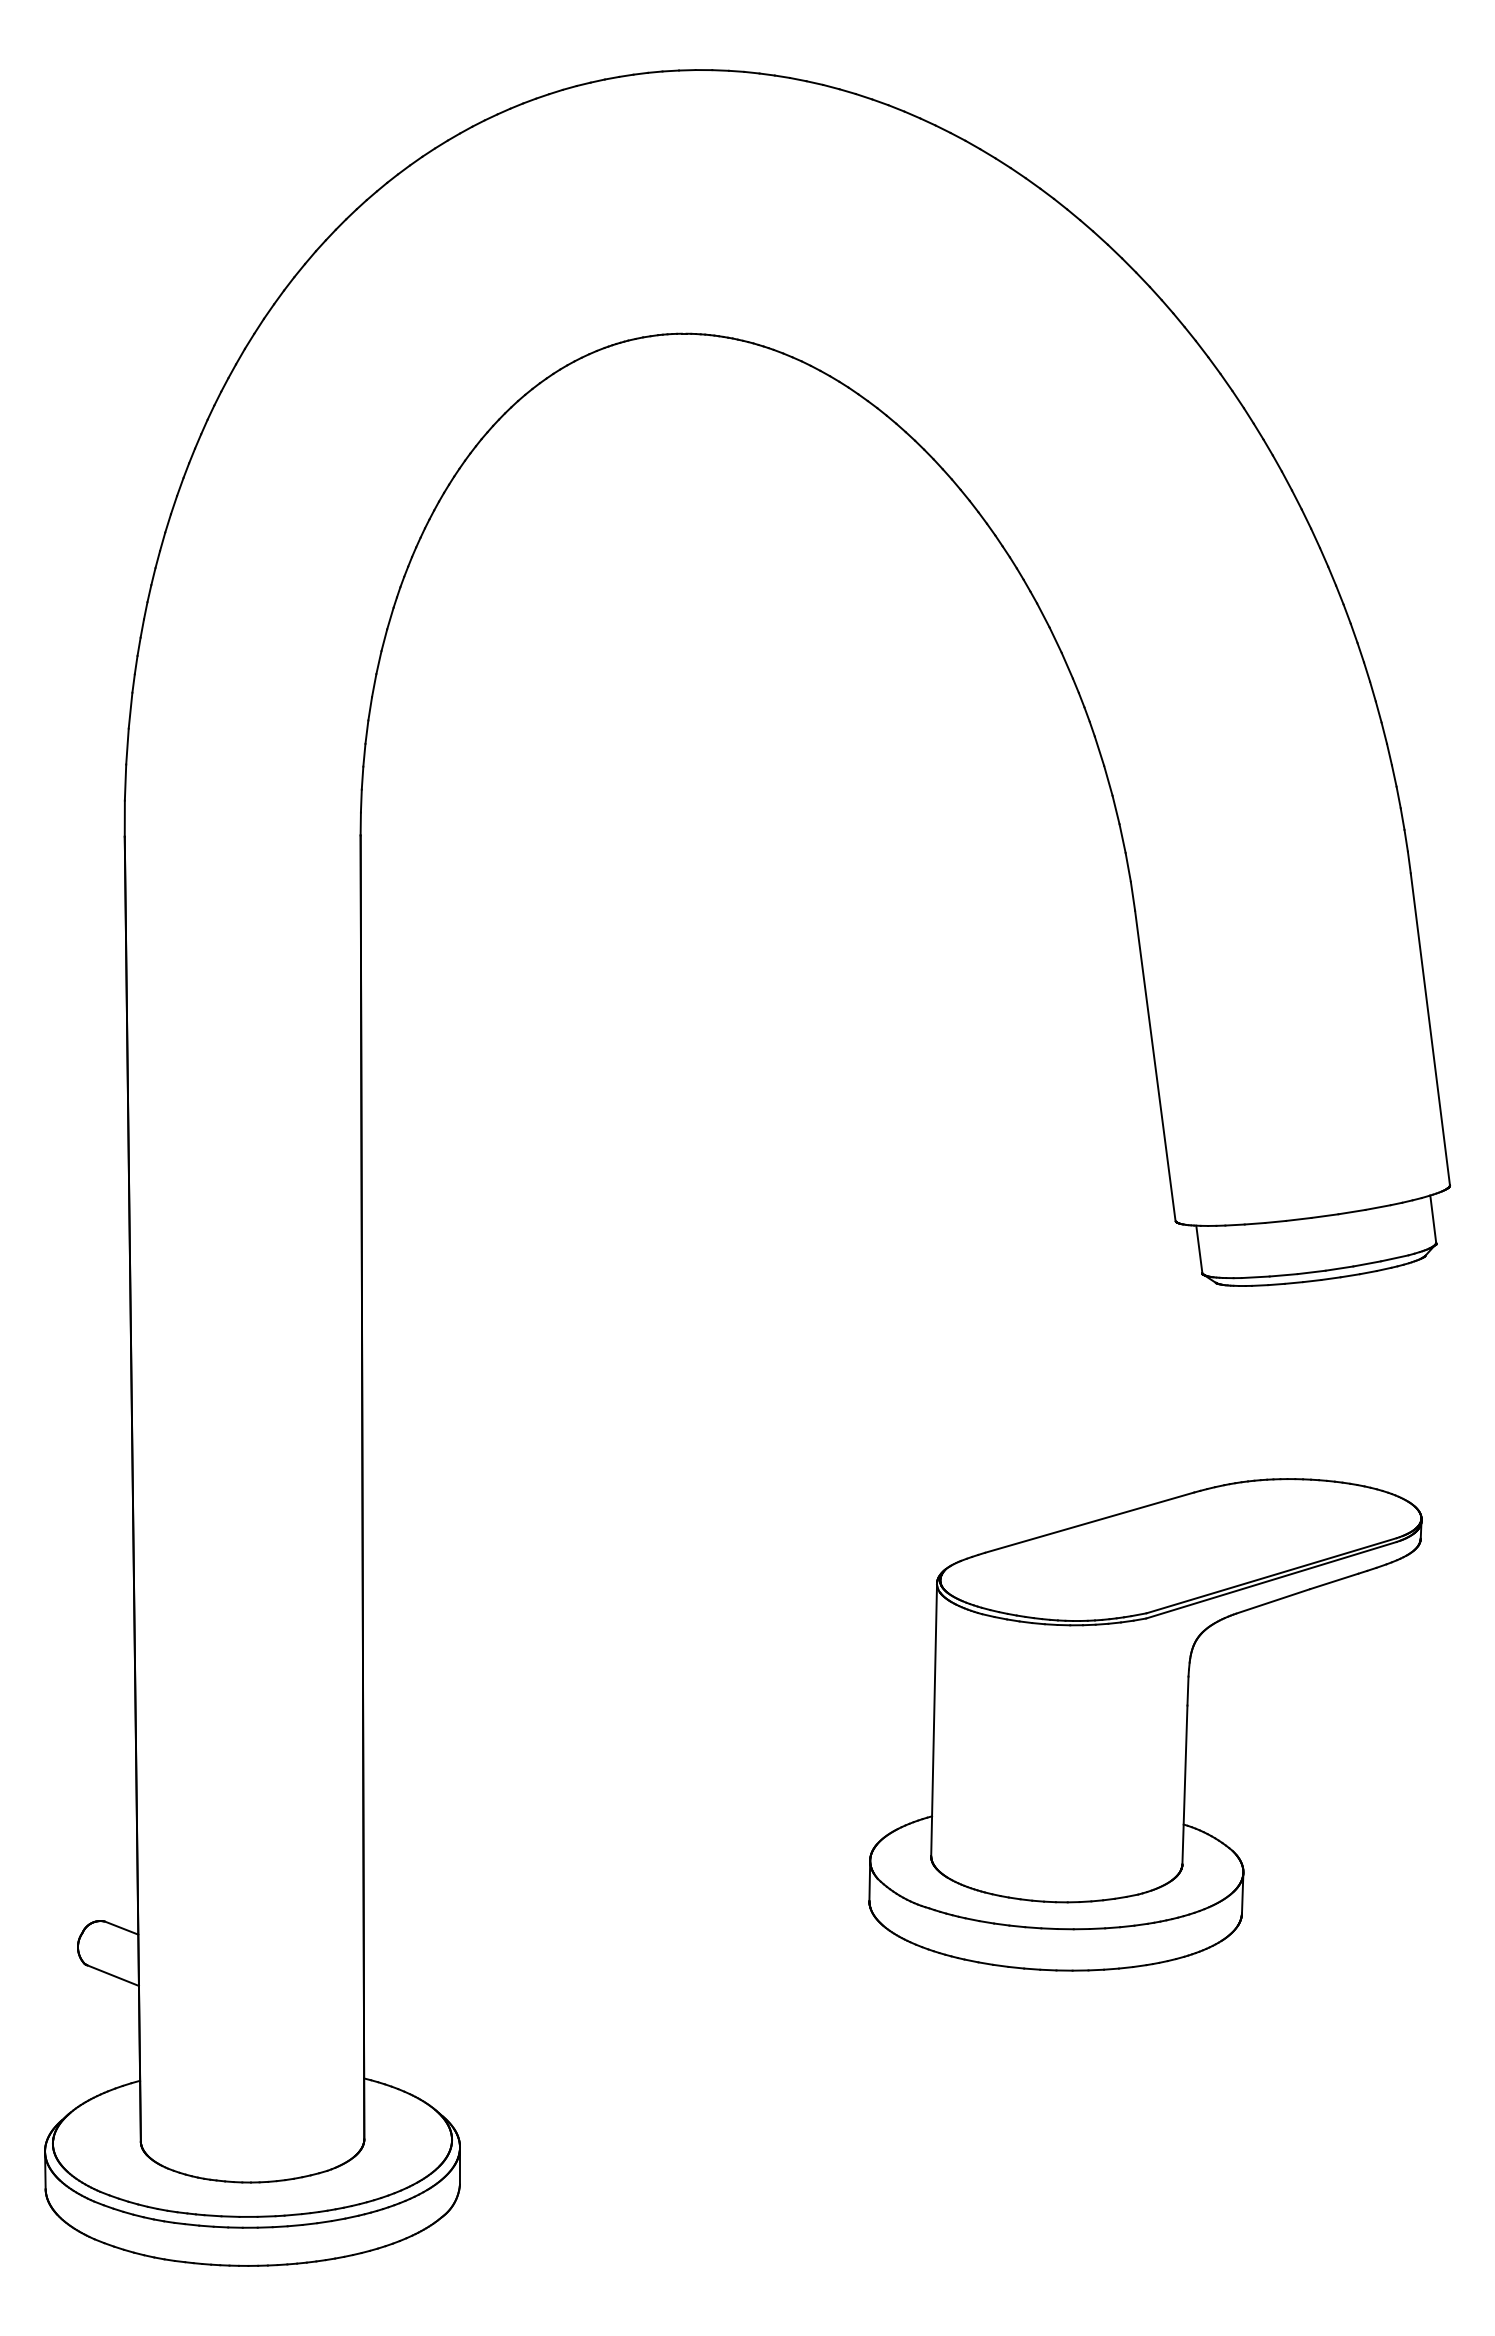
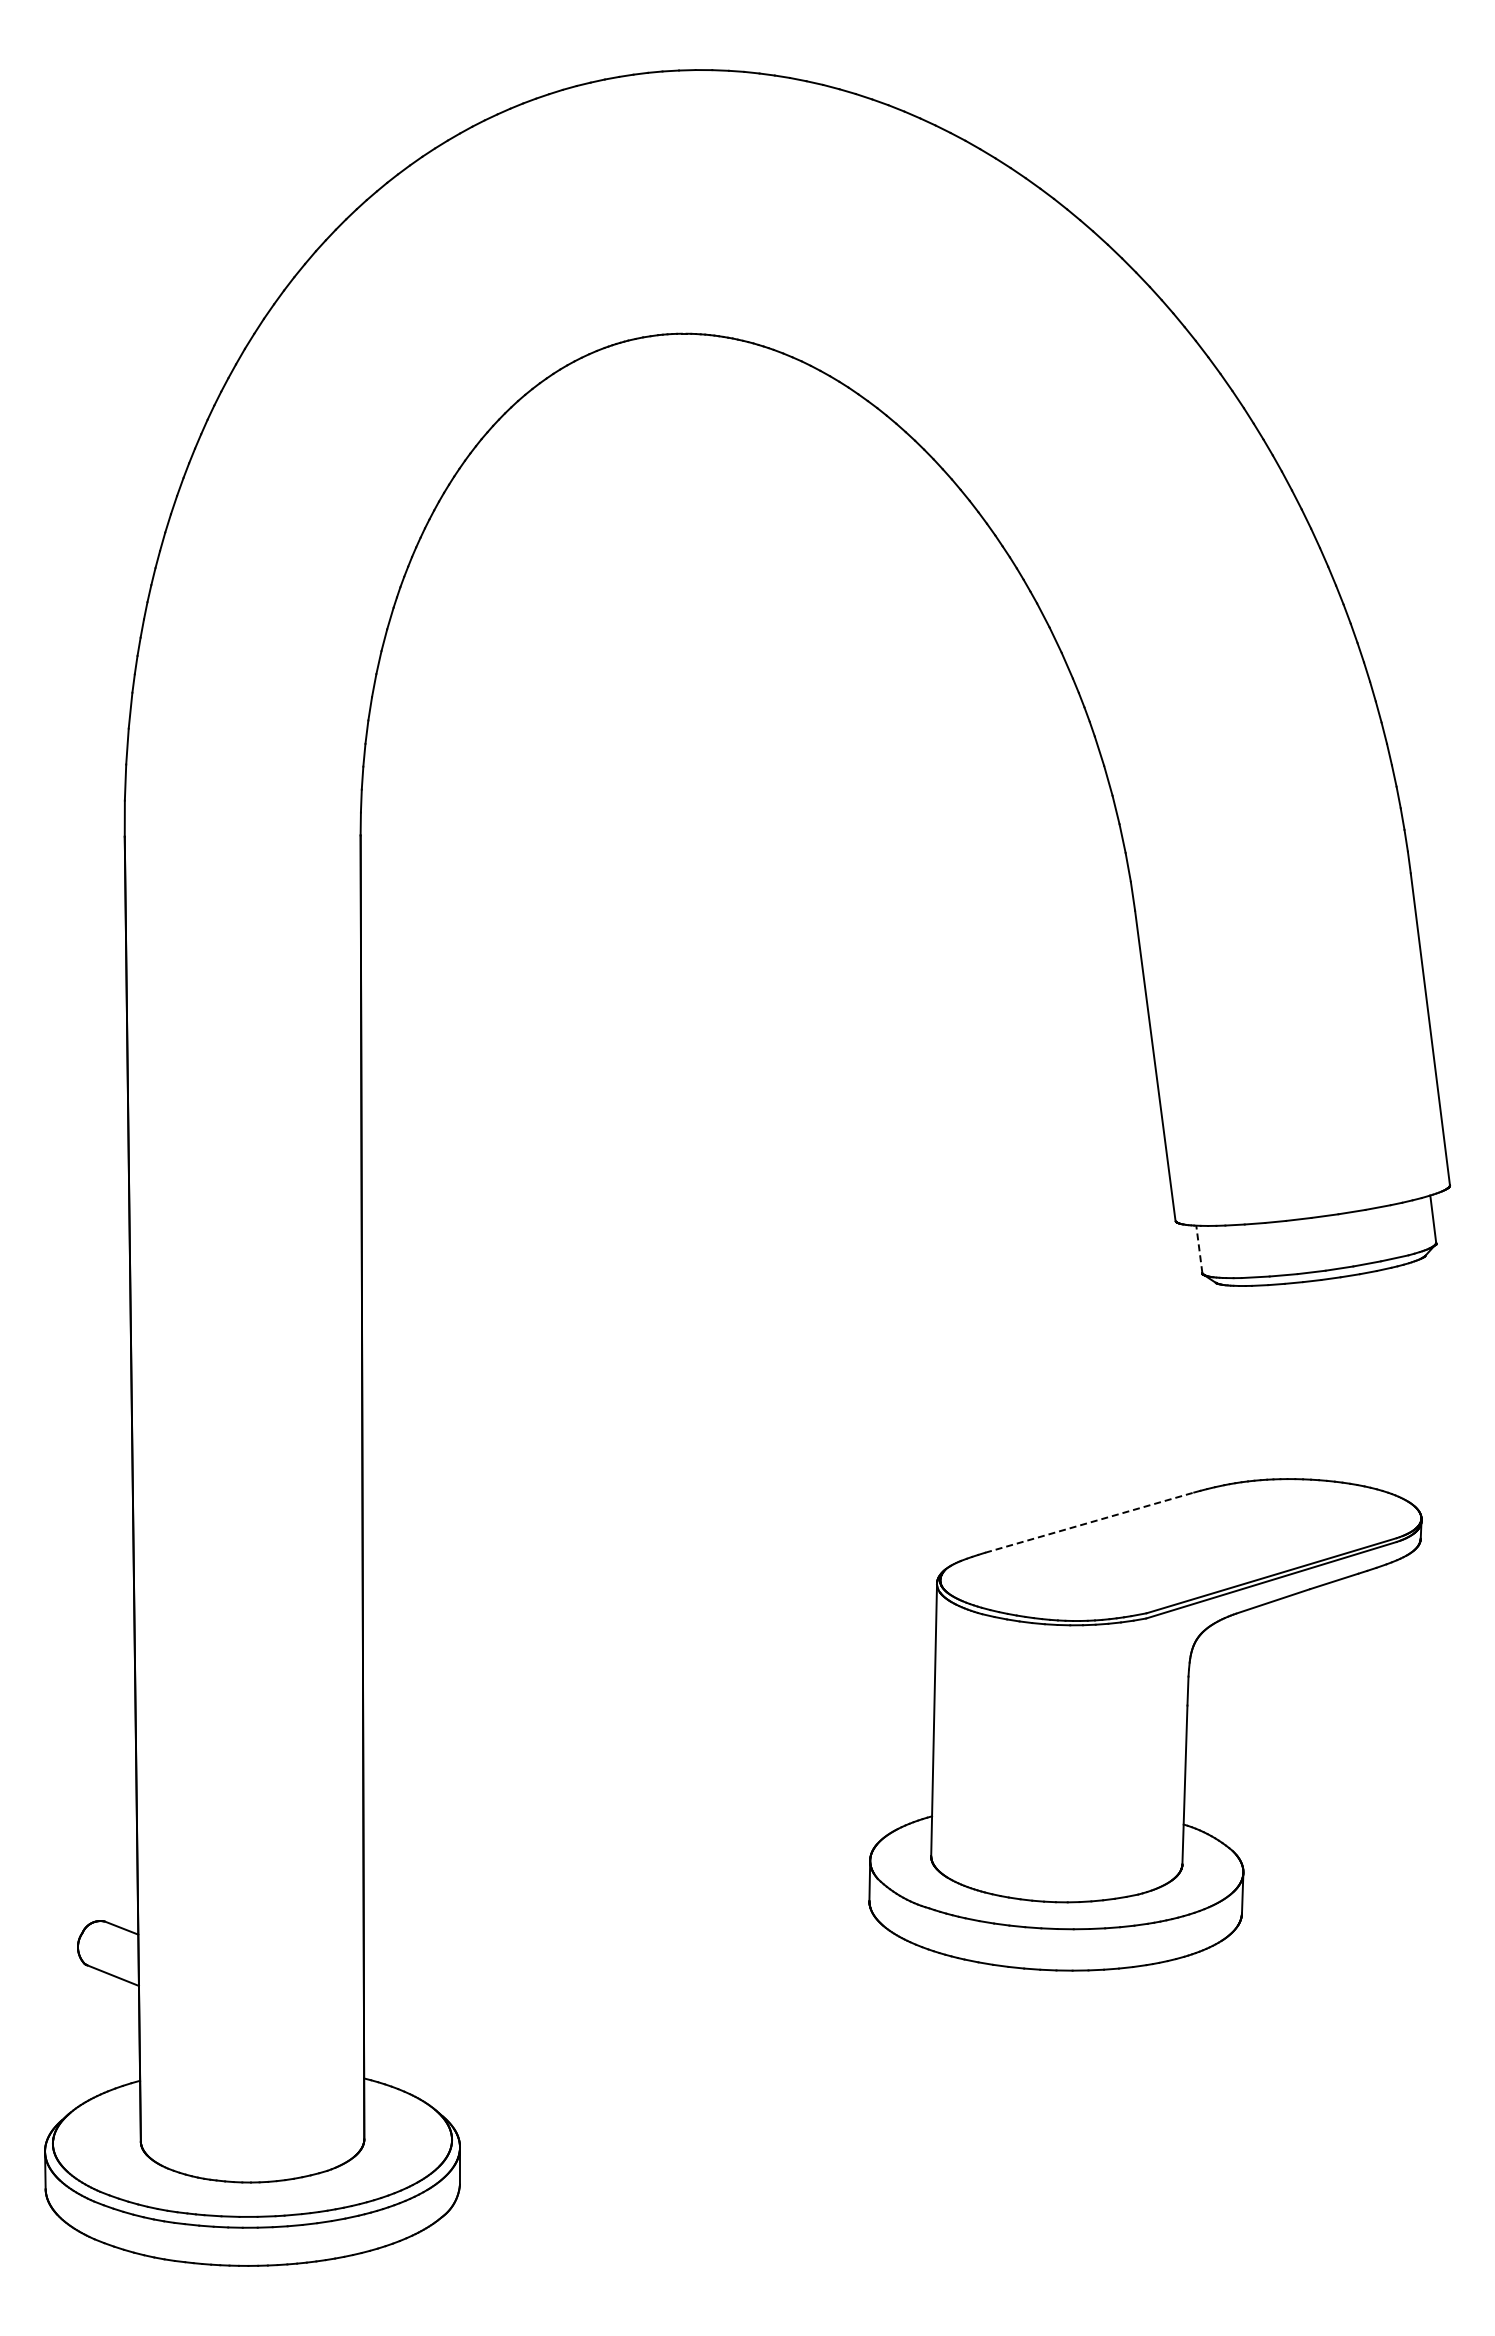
line: solid -> dashed (1199, 1249)
line: solid -> dashed (1089, 1522)
